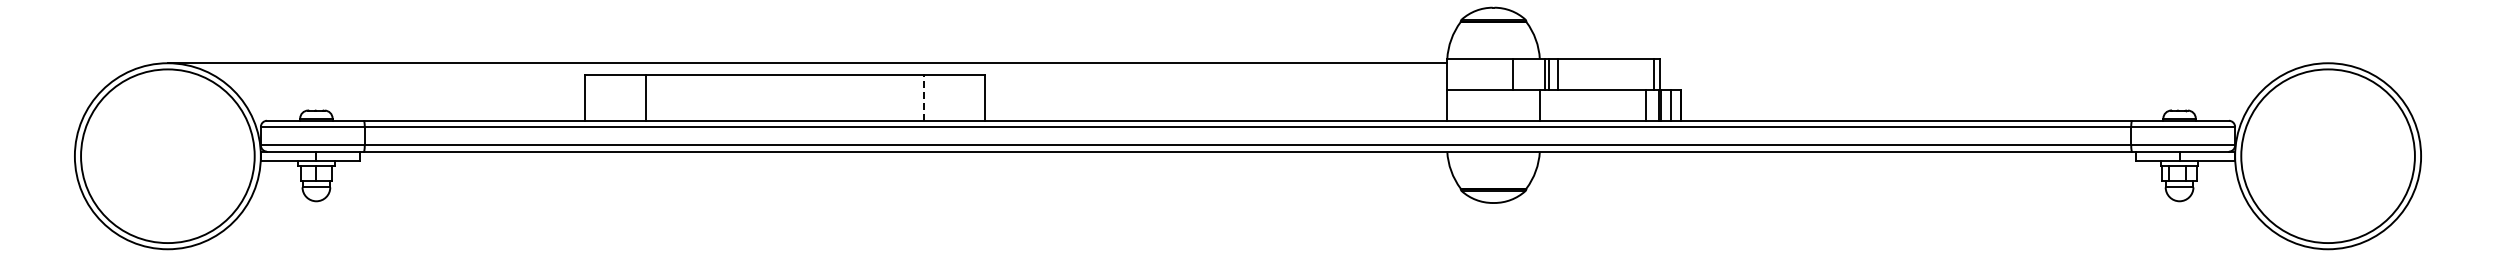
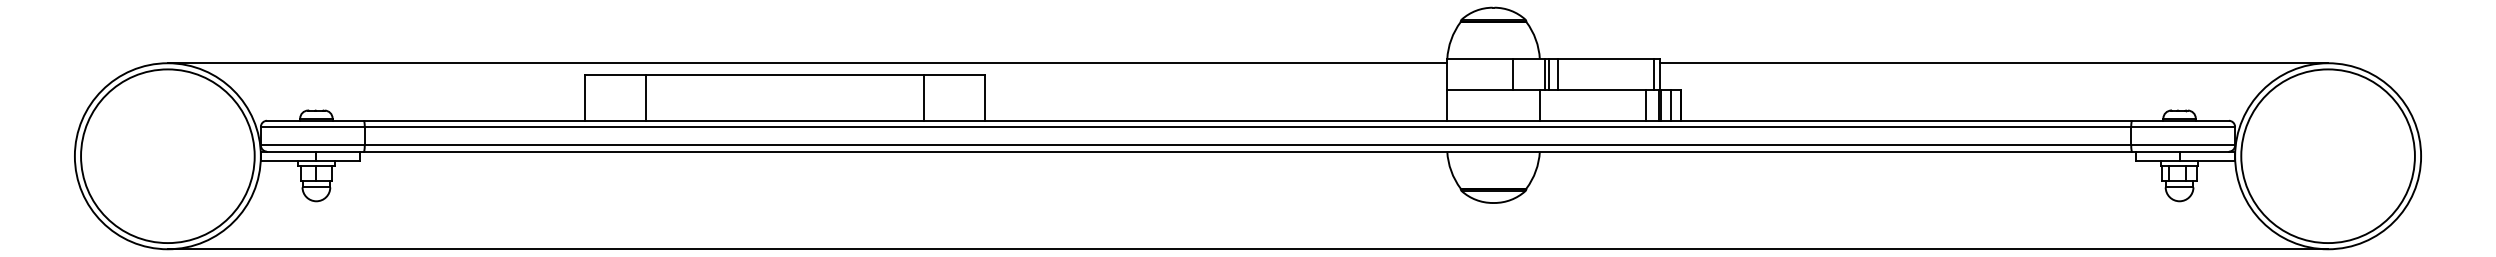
line: none -> present (1993, 63)
line: dashed -> solid (924, 97)
line: none -> present (1247, 249)
